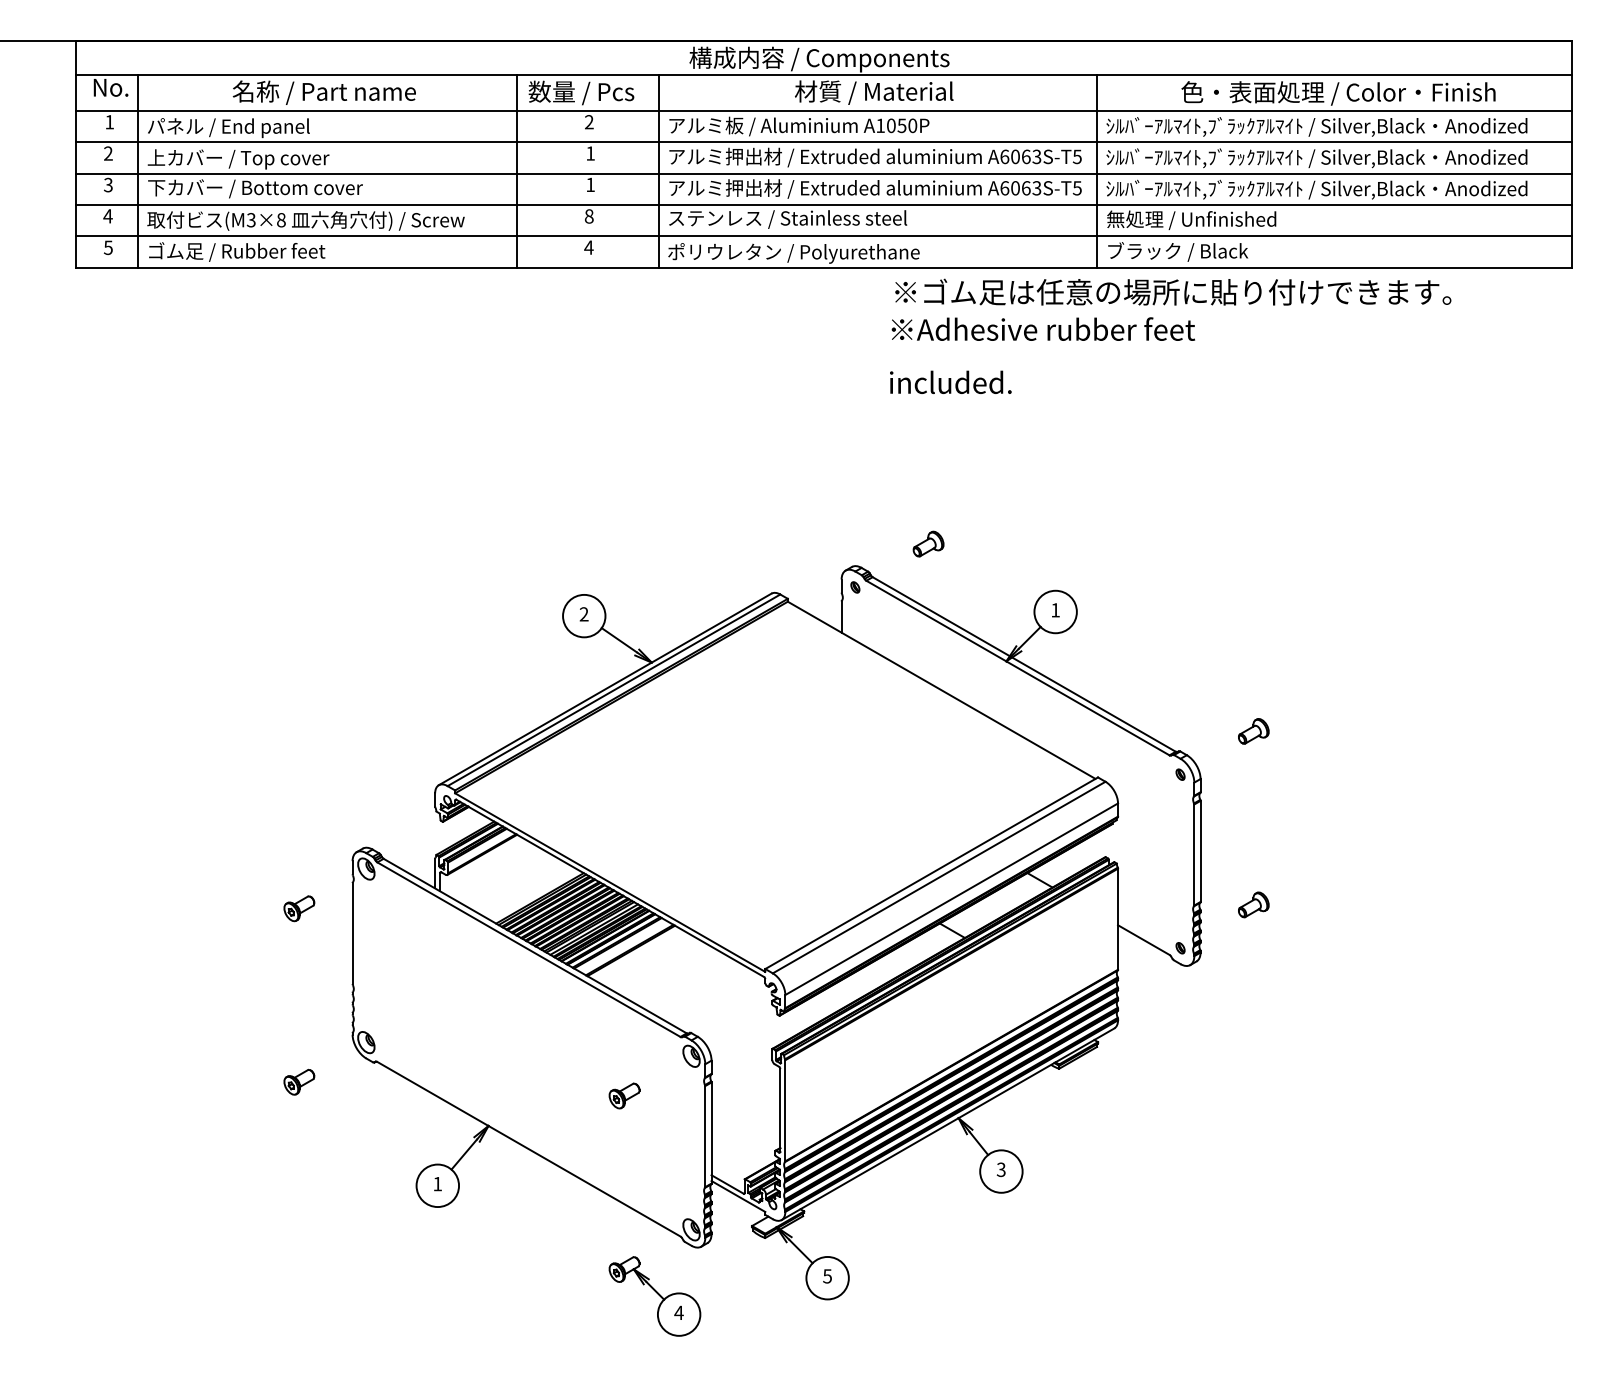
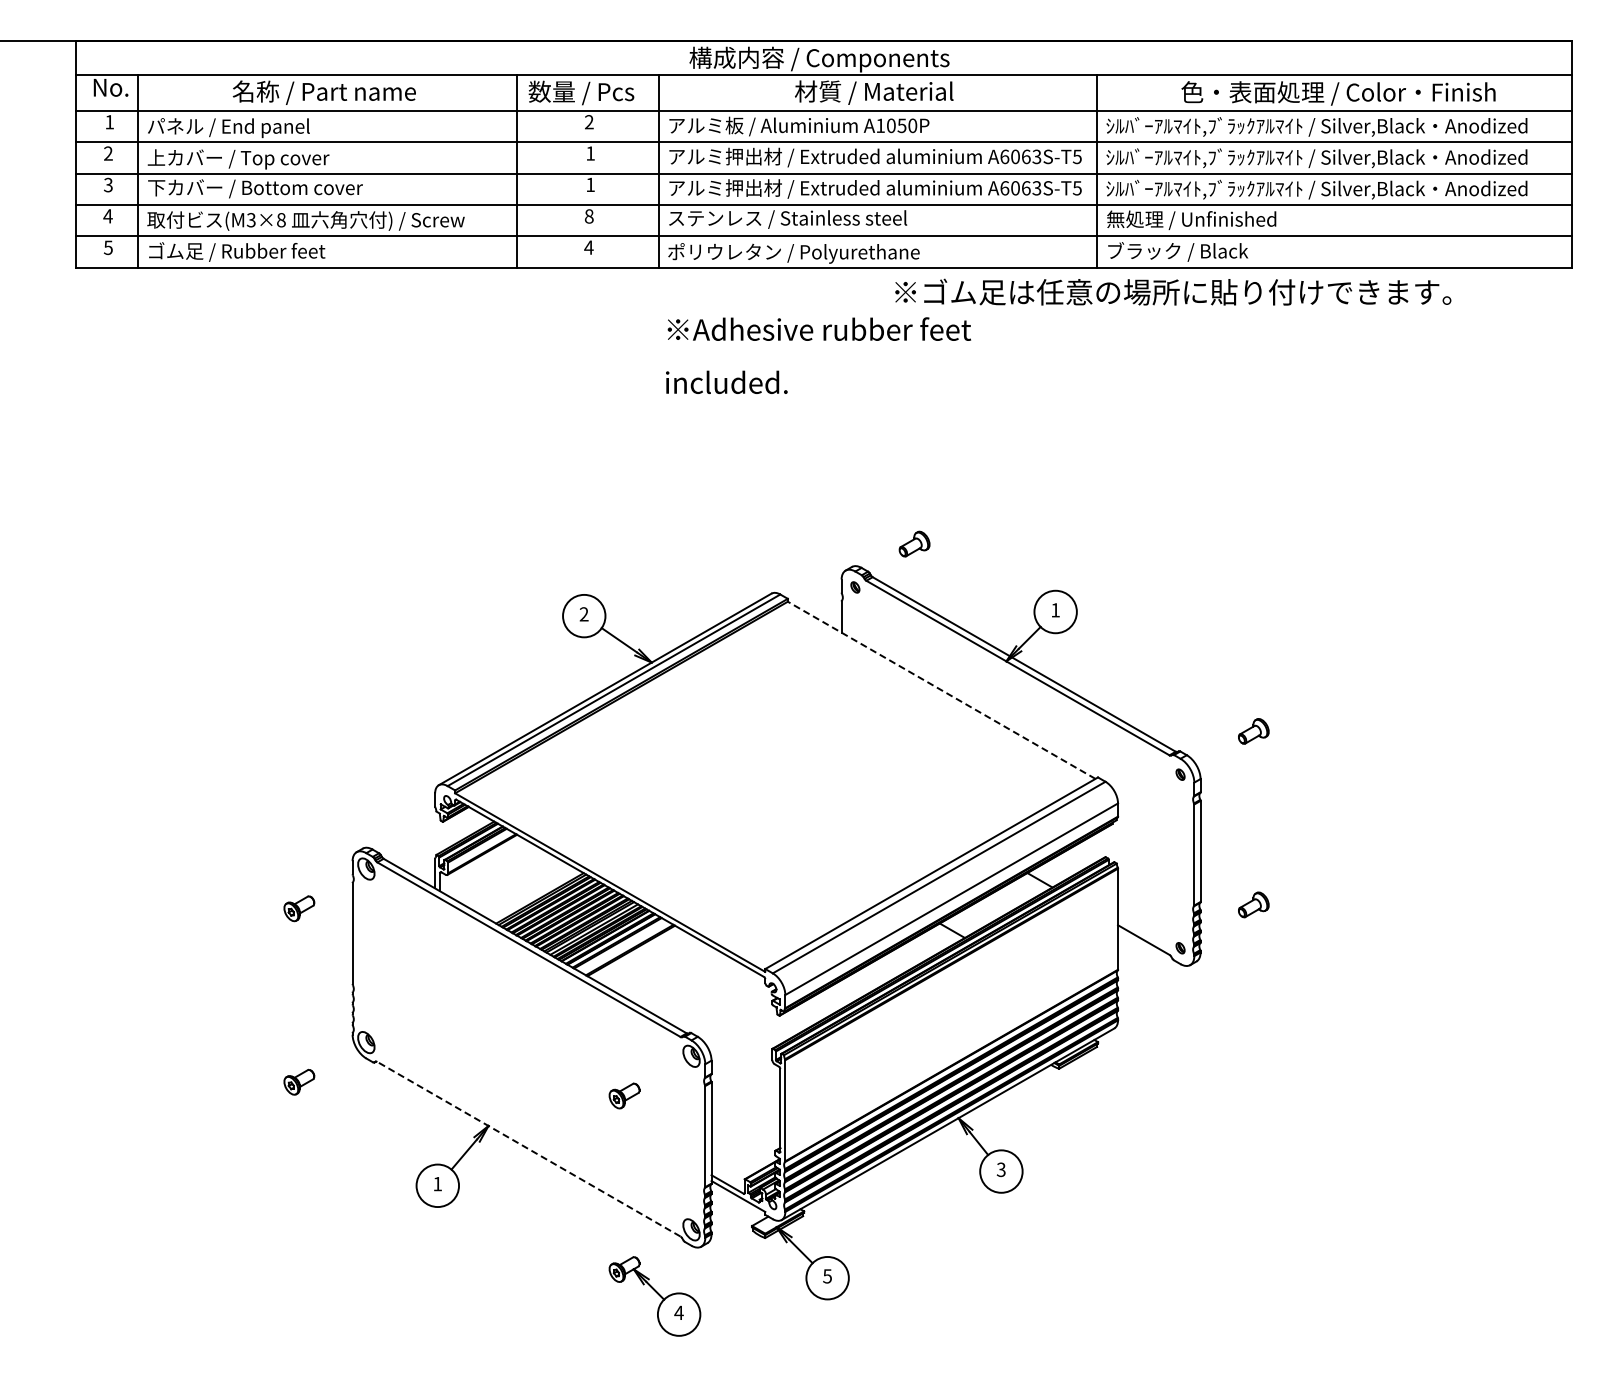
text position: (1042, 355) -> (818, 355) (818, 355)
part position: (928, 543) -> (914, 543) (914, 543)
line: solid -> dashed (941, 690)
line: solid -> dashed (528, 1149)
